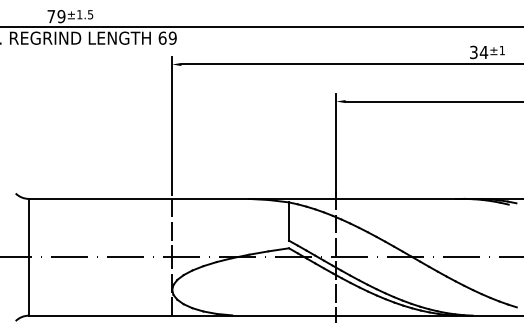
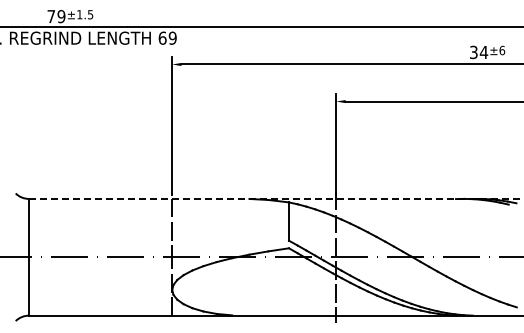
text: ±1 -> ±6 (502, 50)
line: solid -> dashed (276, 198)
